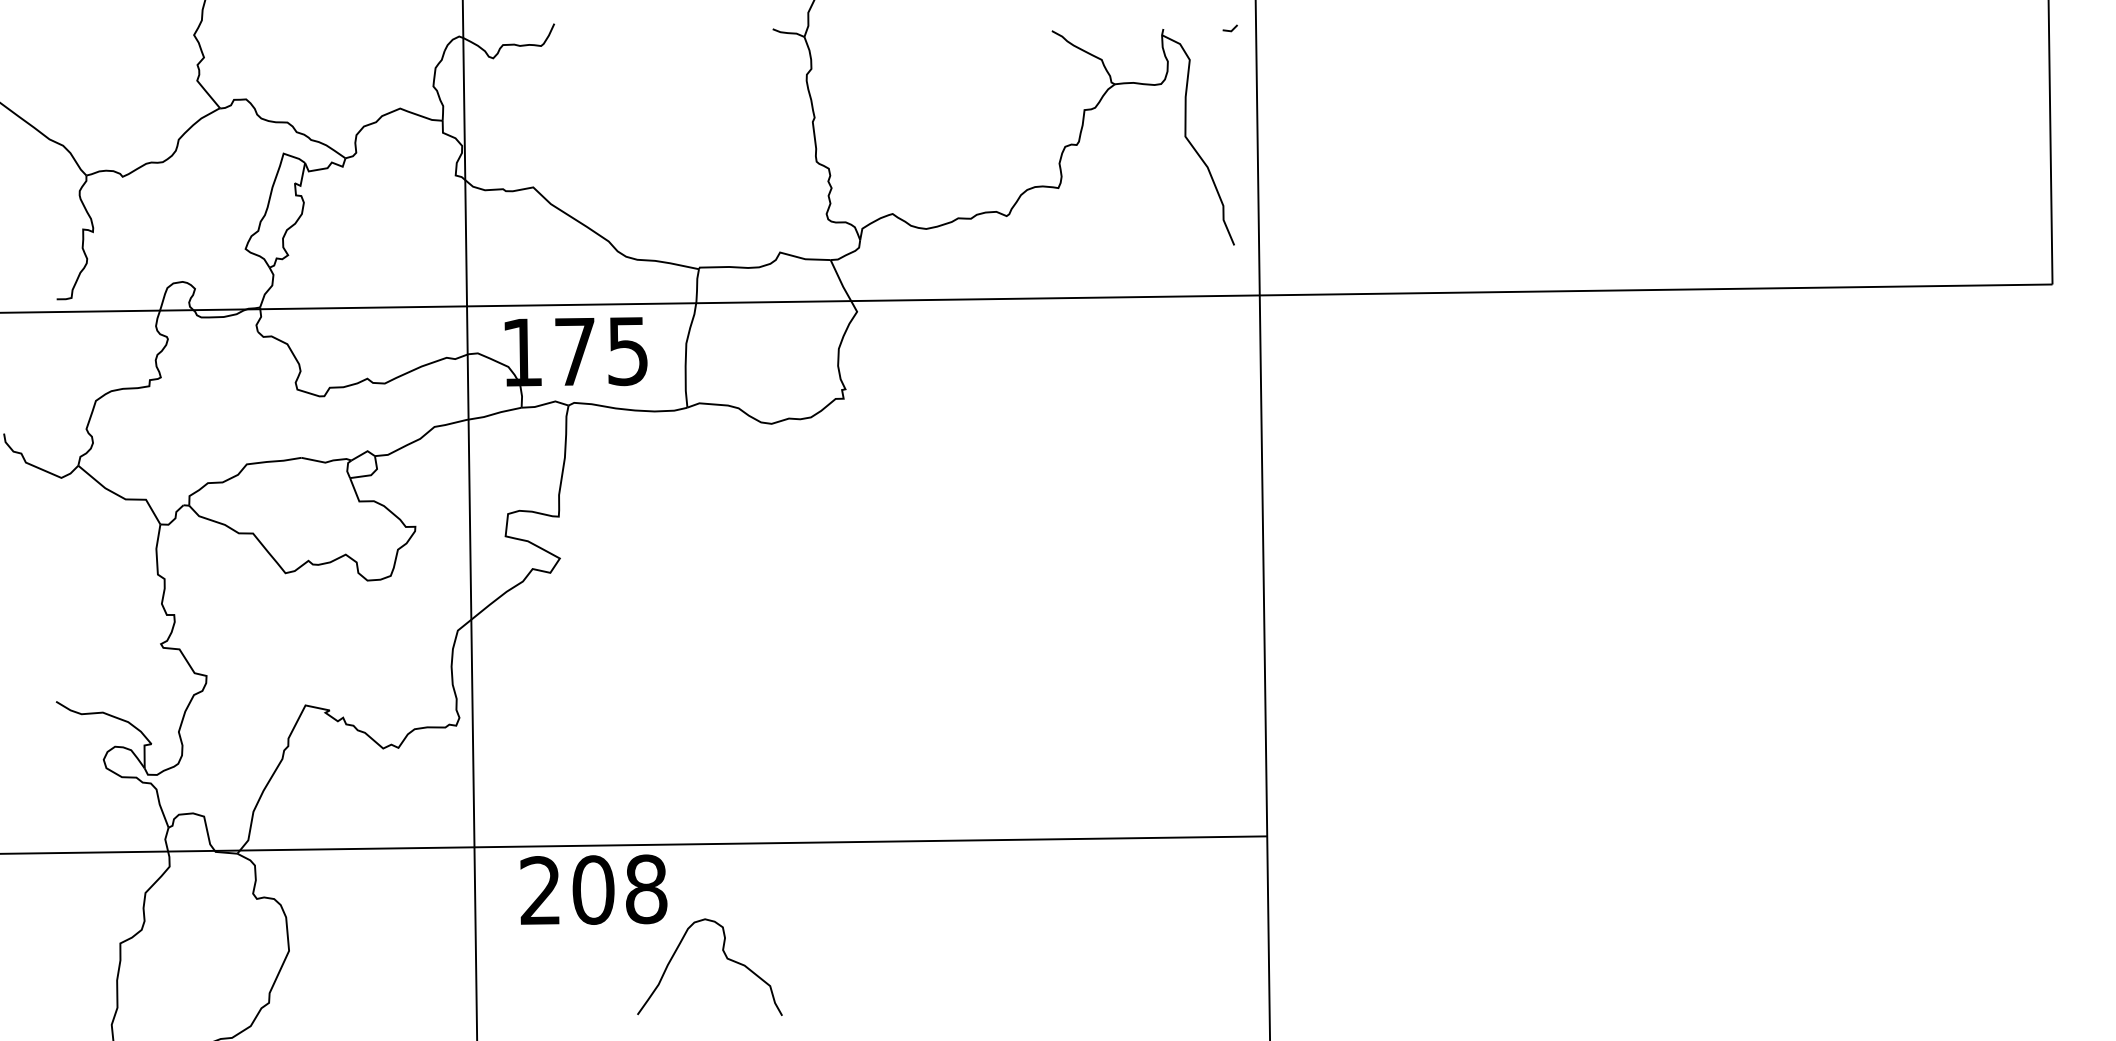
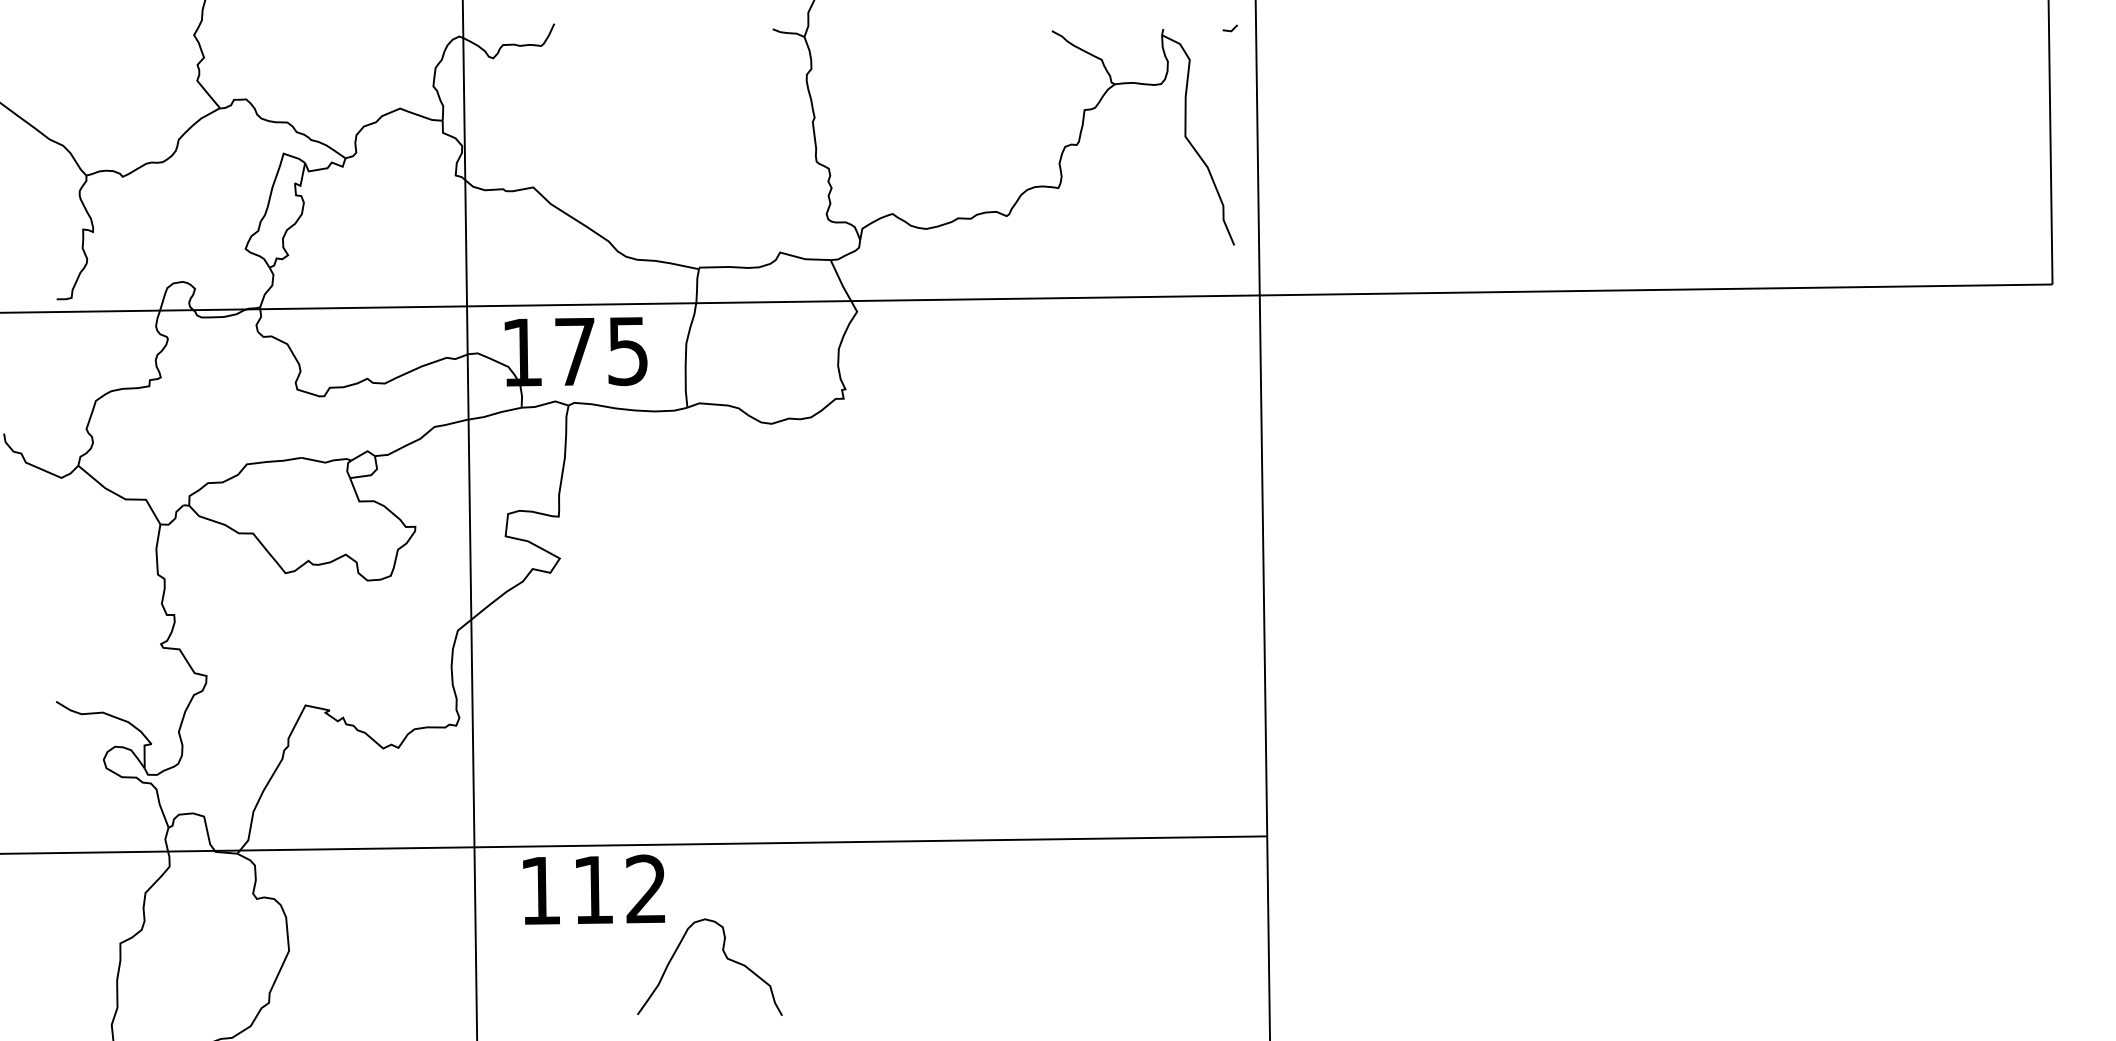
text: 208 -> 112 (593, 889)
